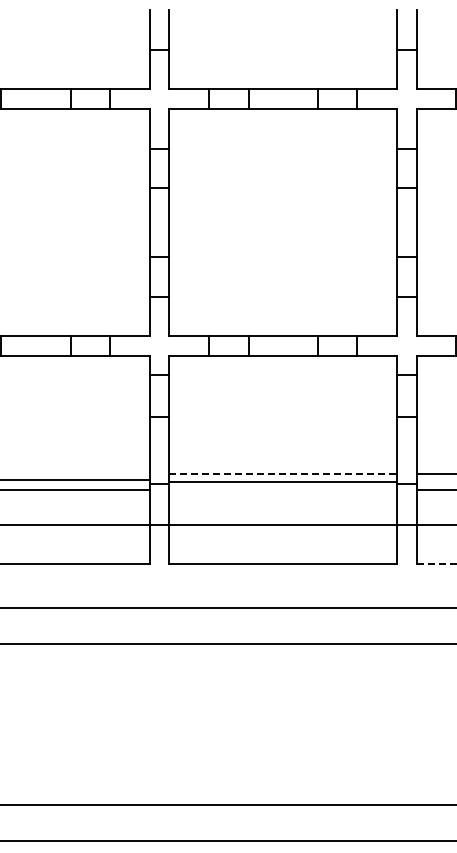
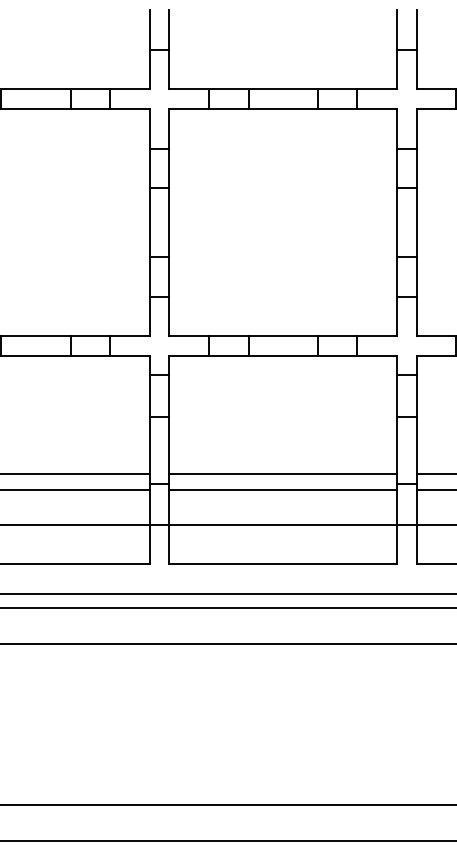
line: dashed -> solid (283, 474)
line position: (75, 480) -> (75, 474) (75, 474)
line position: (282, 481) -> (282, 489) (282, 489)
line: dashed -> solid (436, 563)
line: none -> present (227, 593)
